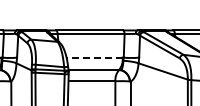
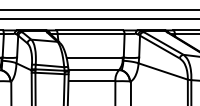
line: none -> present (99, 9)
line: none -> present (99, 19)
line: dashed -> solid (94, 57)
